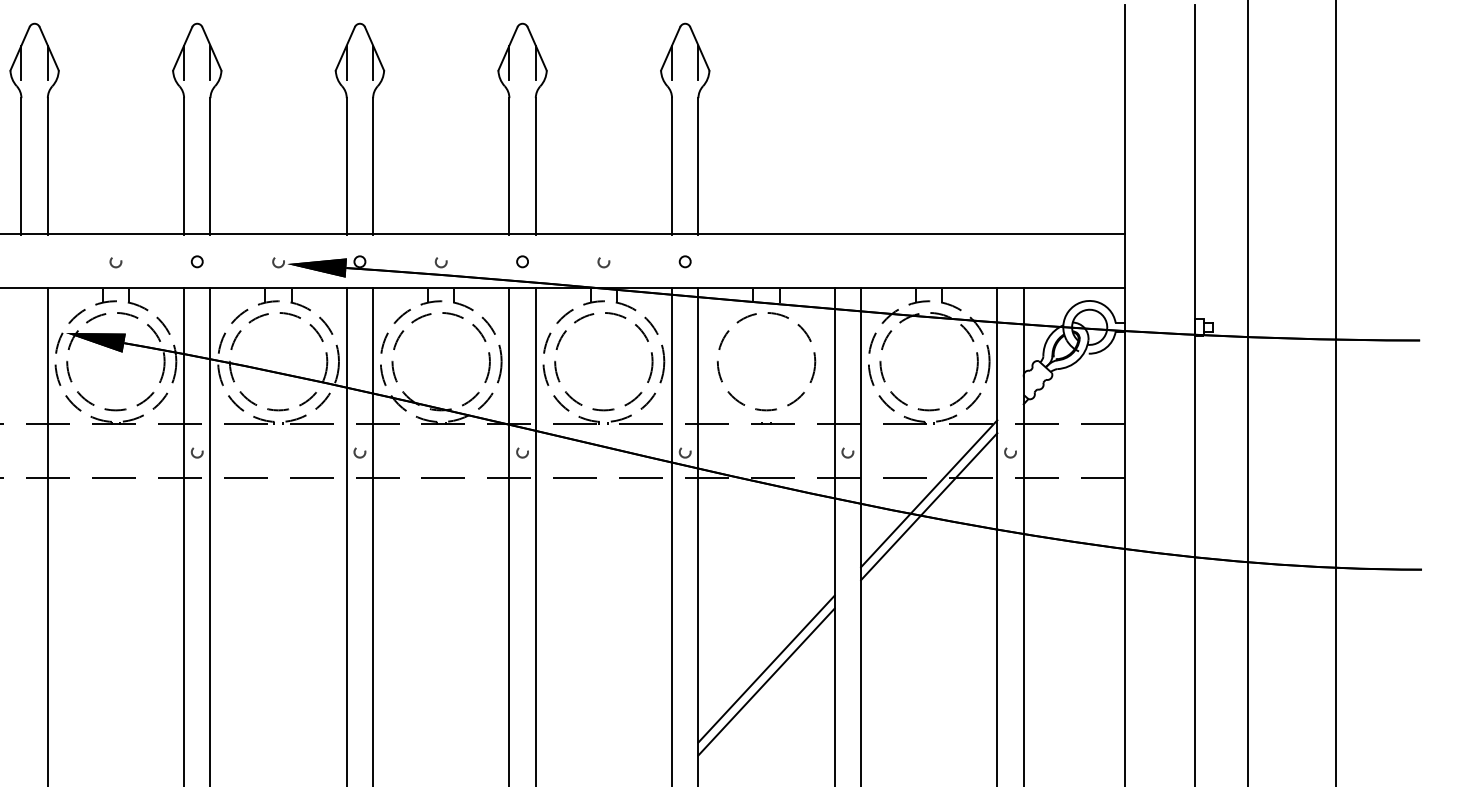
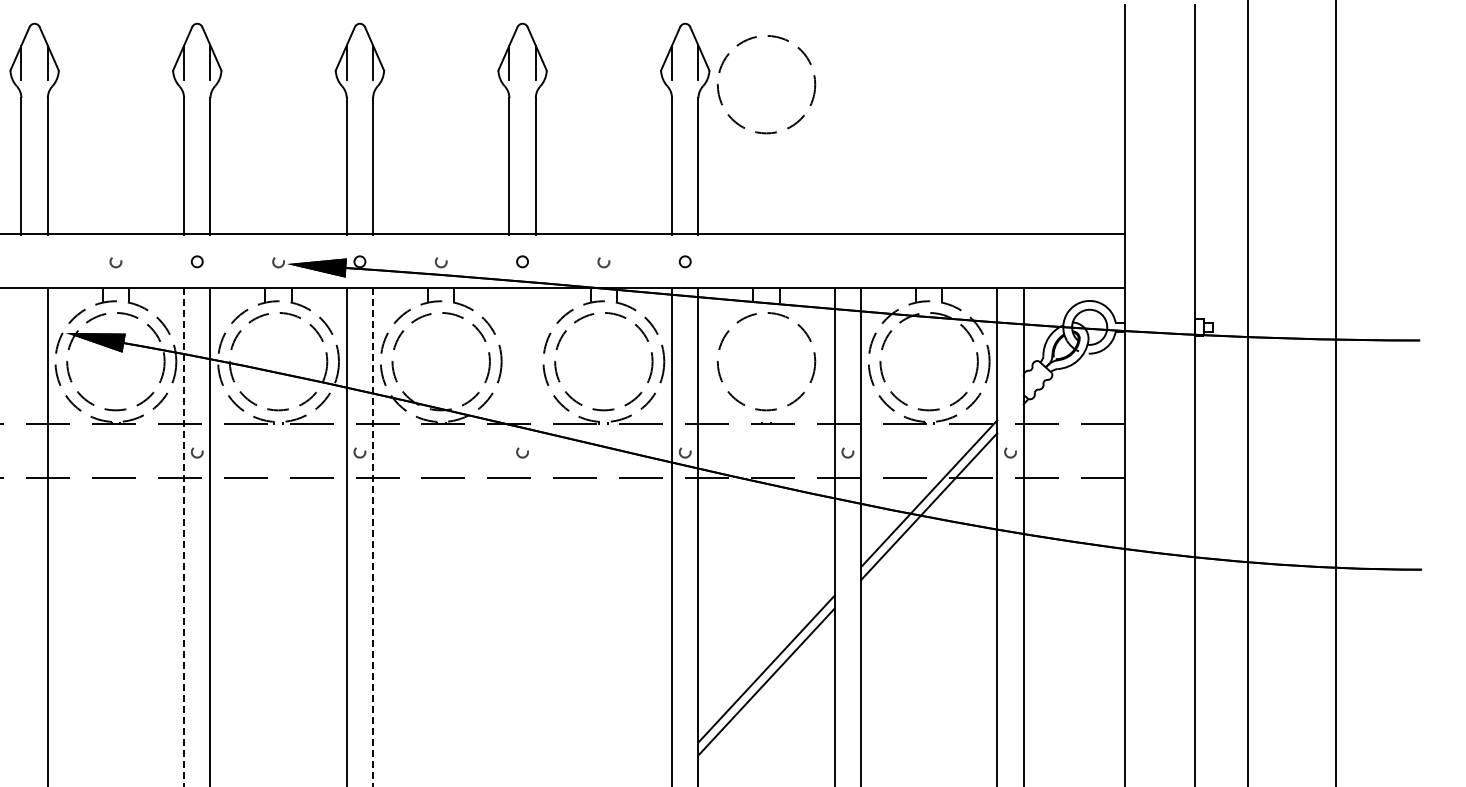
circle: none -> present (766, 84)
line: present -> none (509, 535)
line: present -> none (535, 535)
line: solid -> dashed (184, 537)
line: solid -> dashed (373, 537)
